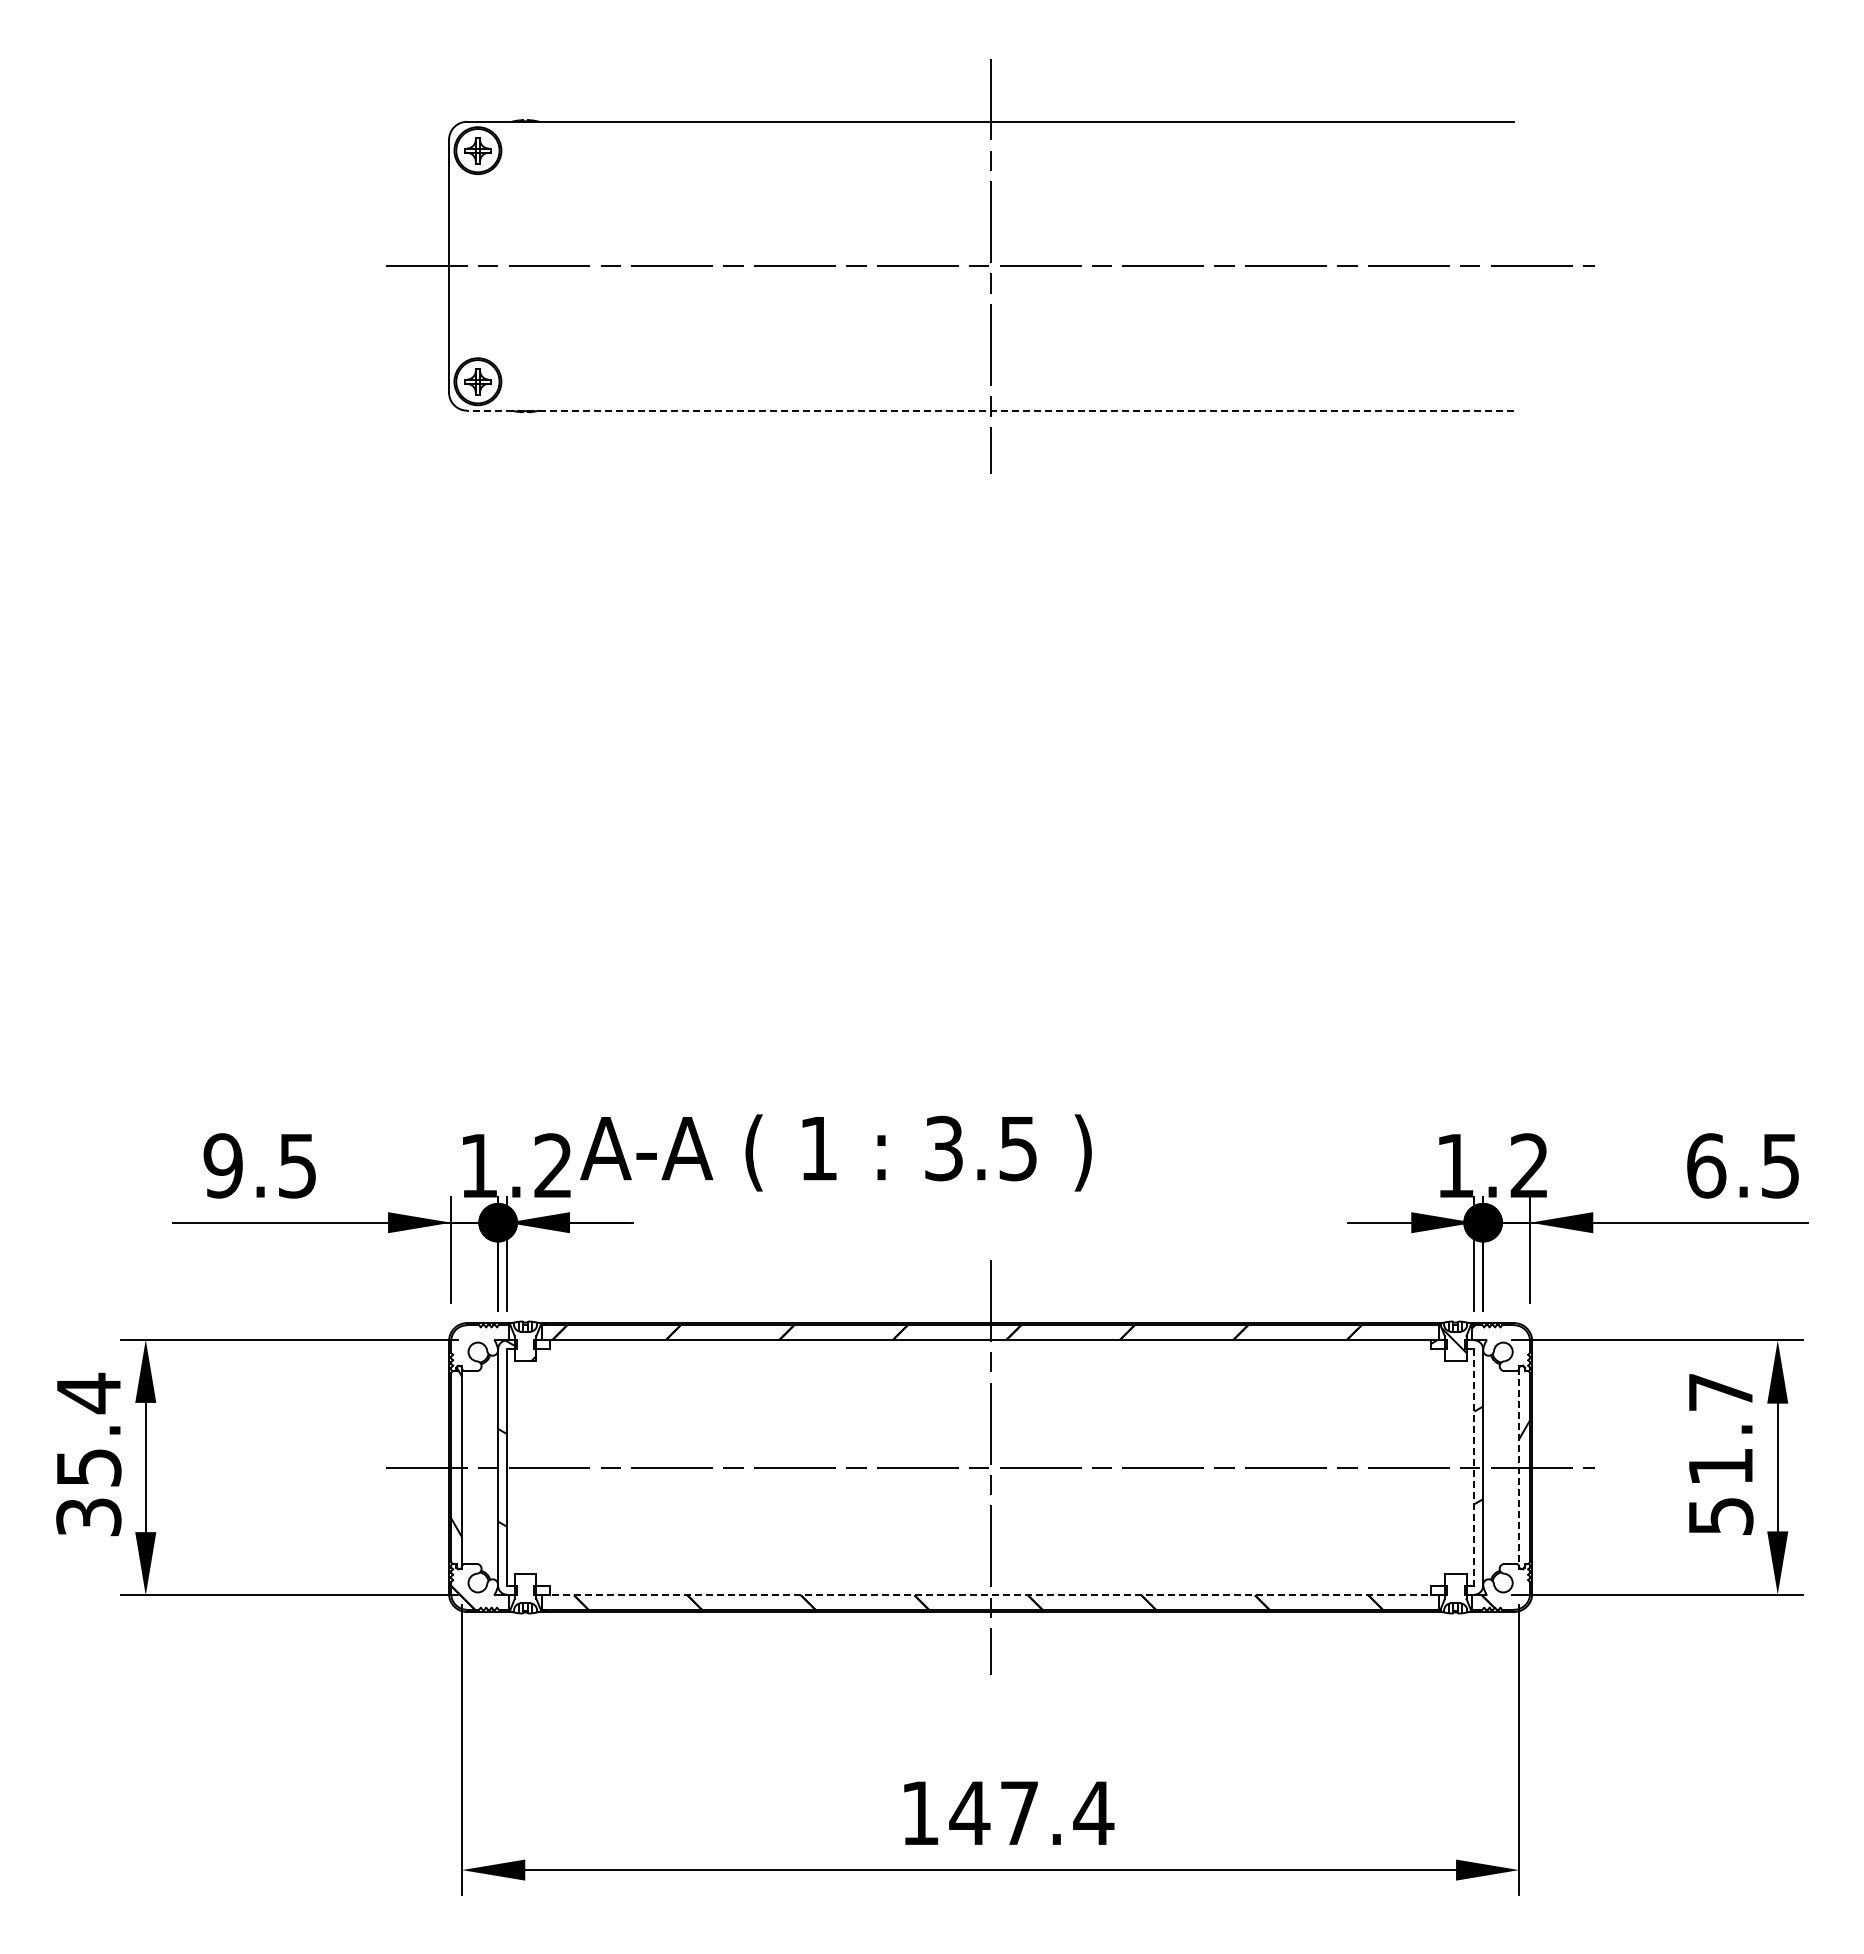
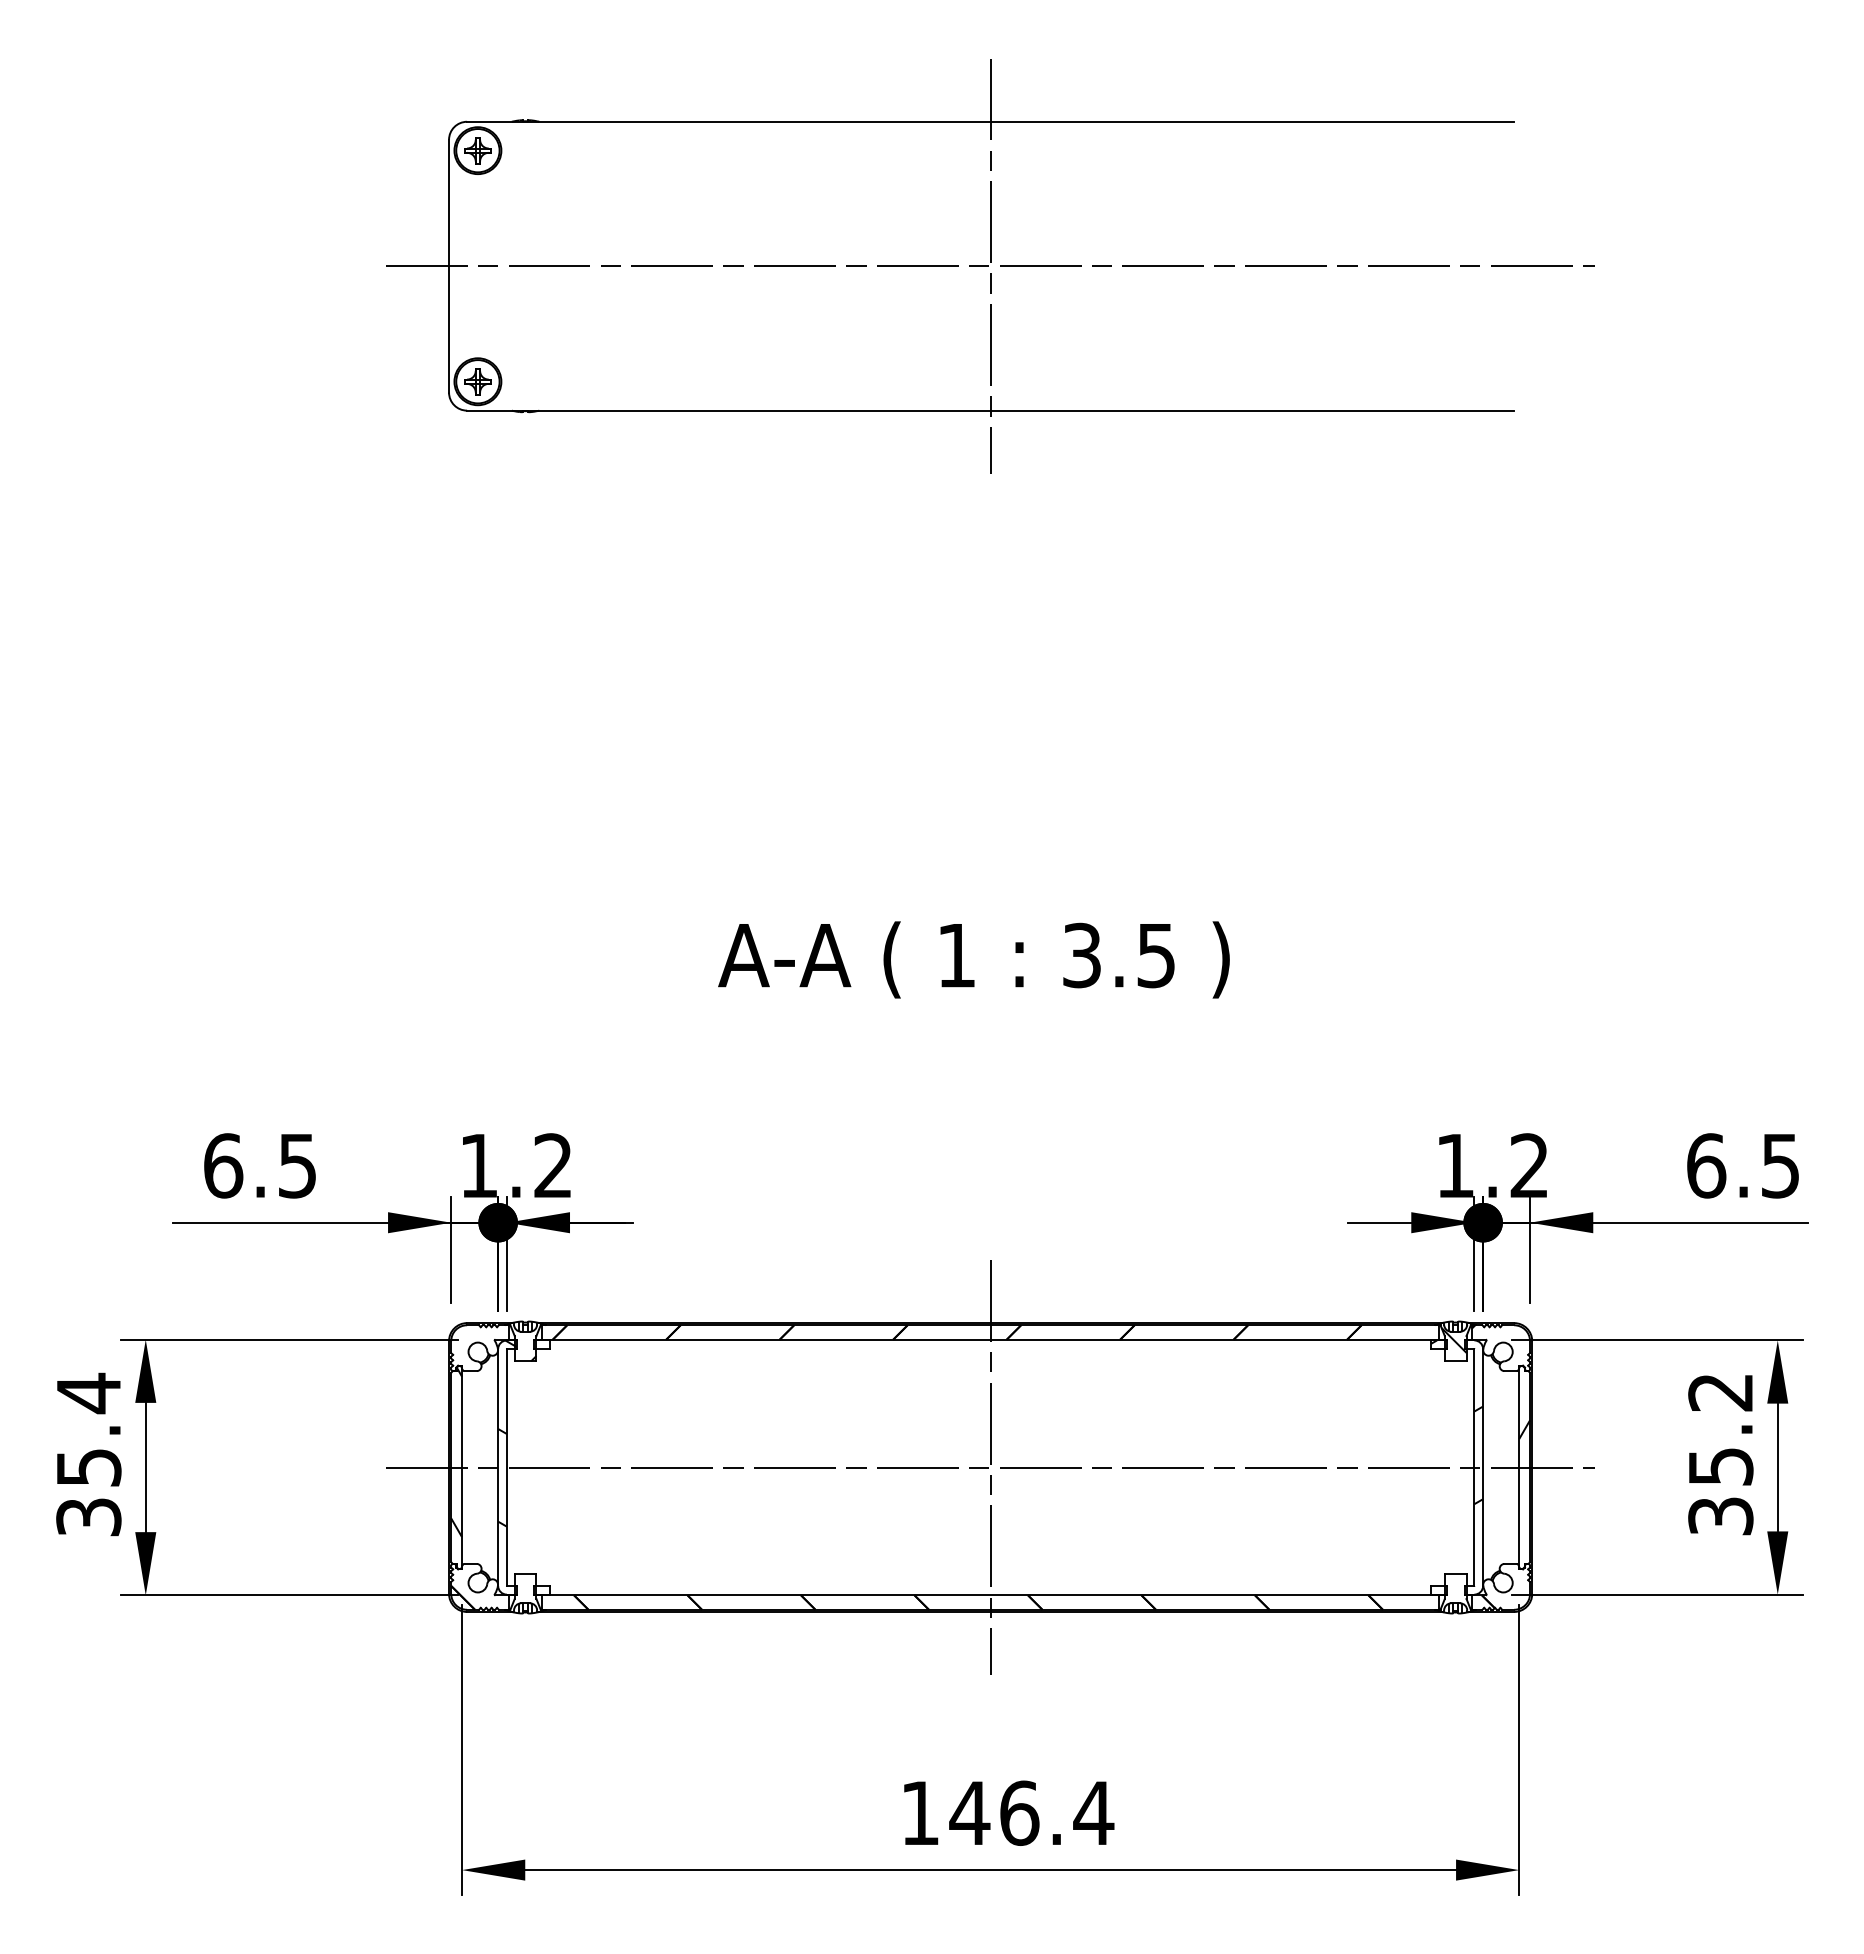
line: dashed -> solid (990, 410)
text position: (835, 1152) -> (973, 959) (973, 959)
text: 9.5 -> 6.5 (223, 1165)
text: 51.7 -> 35.2 (1720, 1454)
line: dashed -> solid (1474, 1468)
line: dashed -> solid (1519, 1468)
line: dashed -> solid (990, 1595)
text: 147.4 -> 146.4 (1019, 1812)
